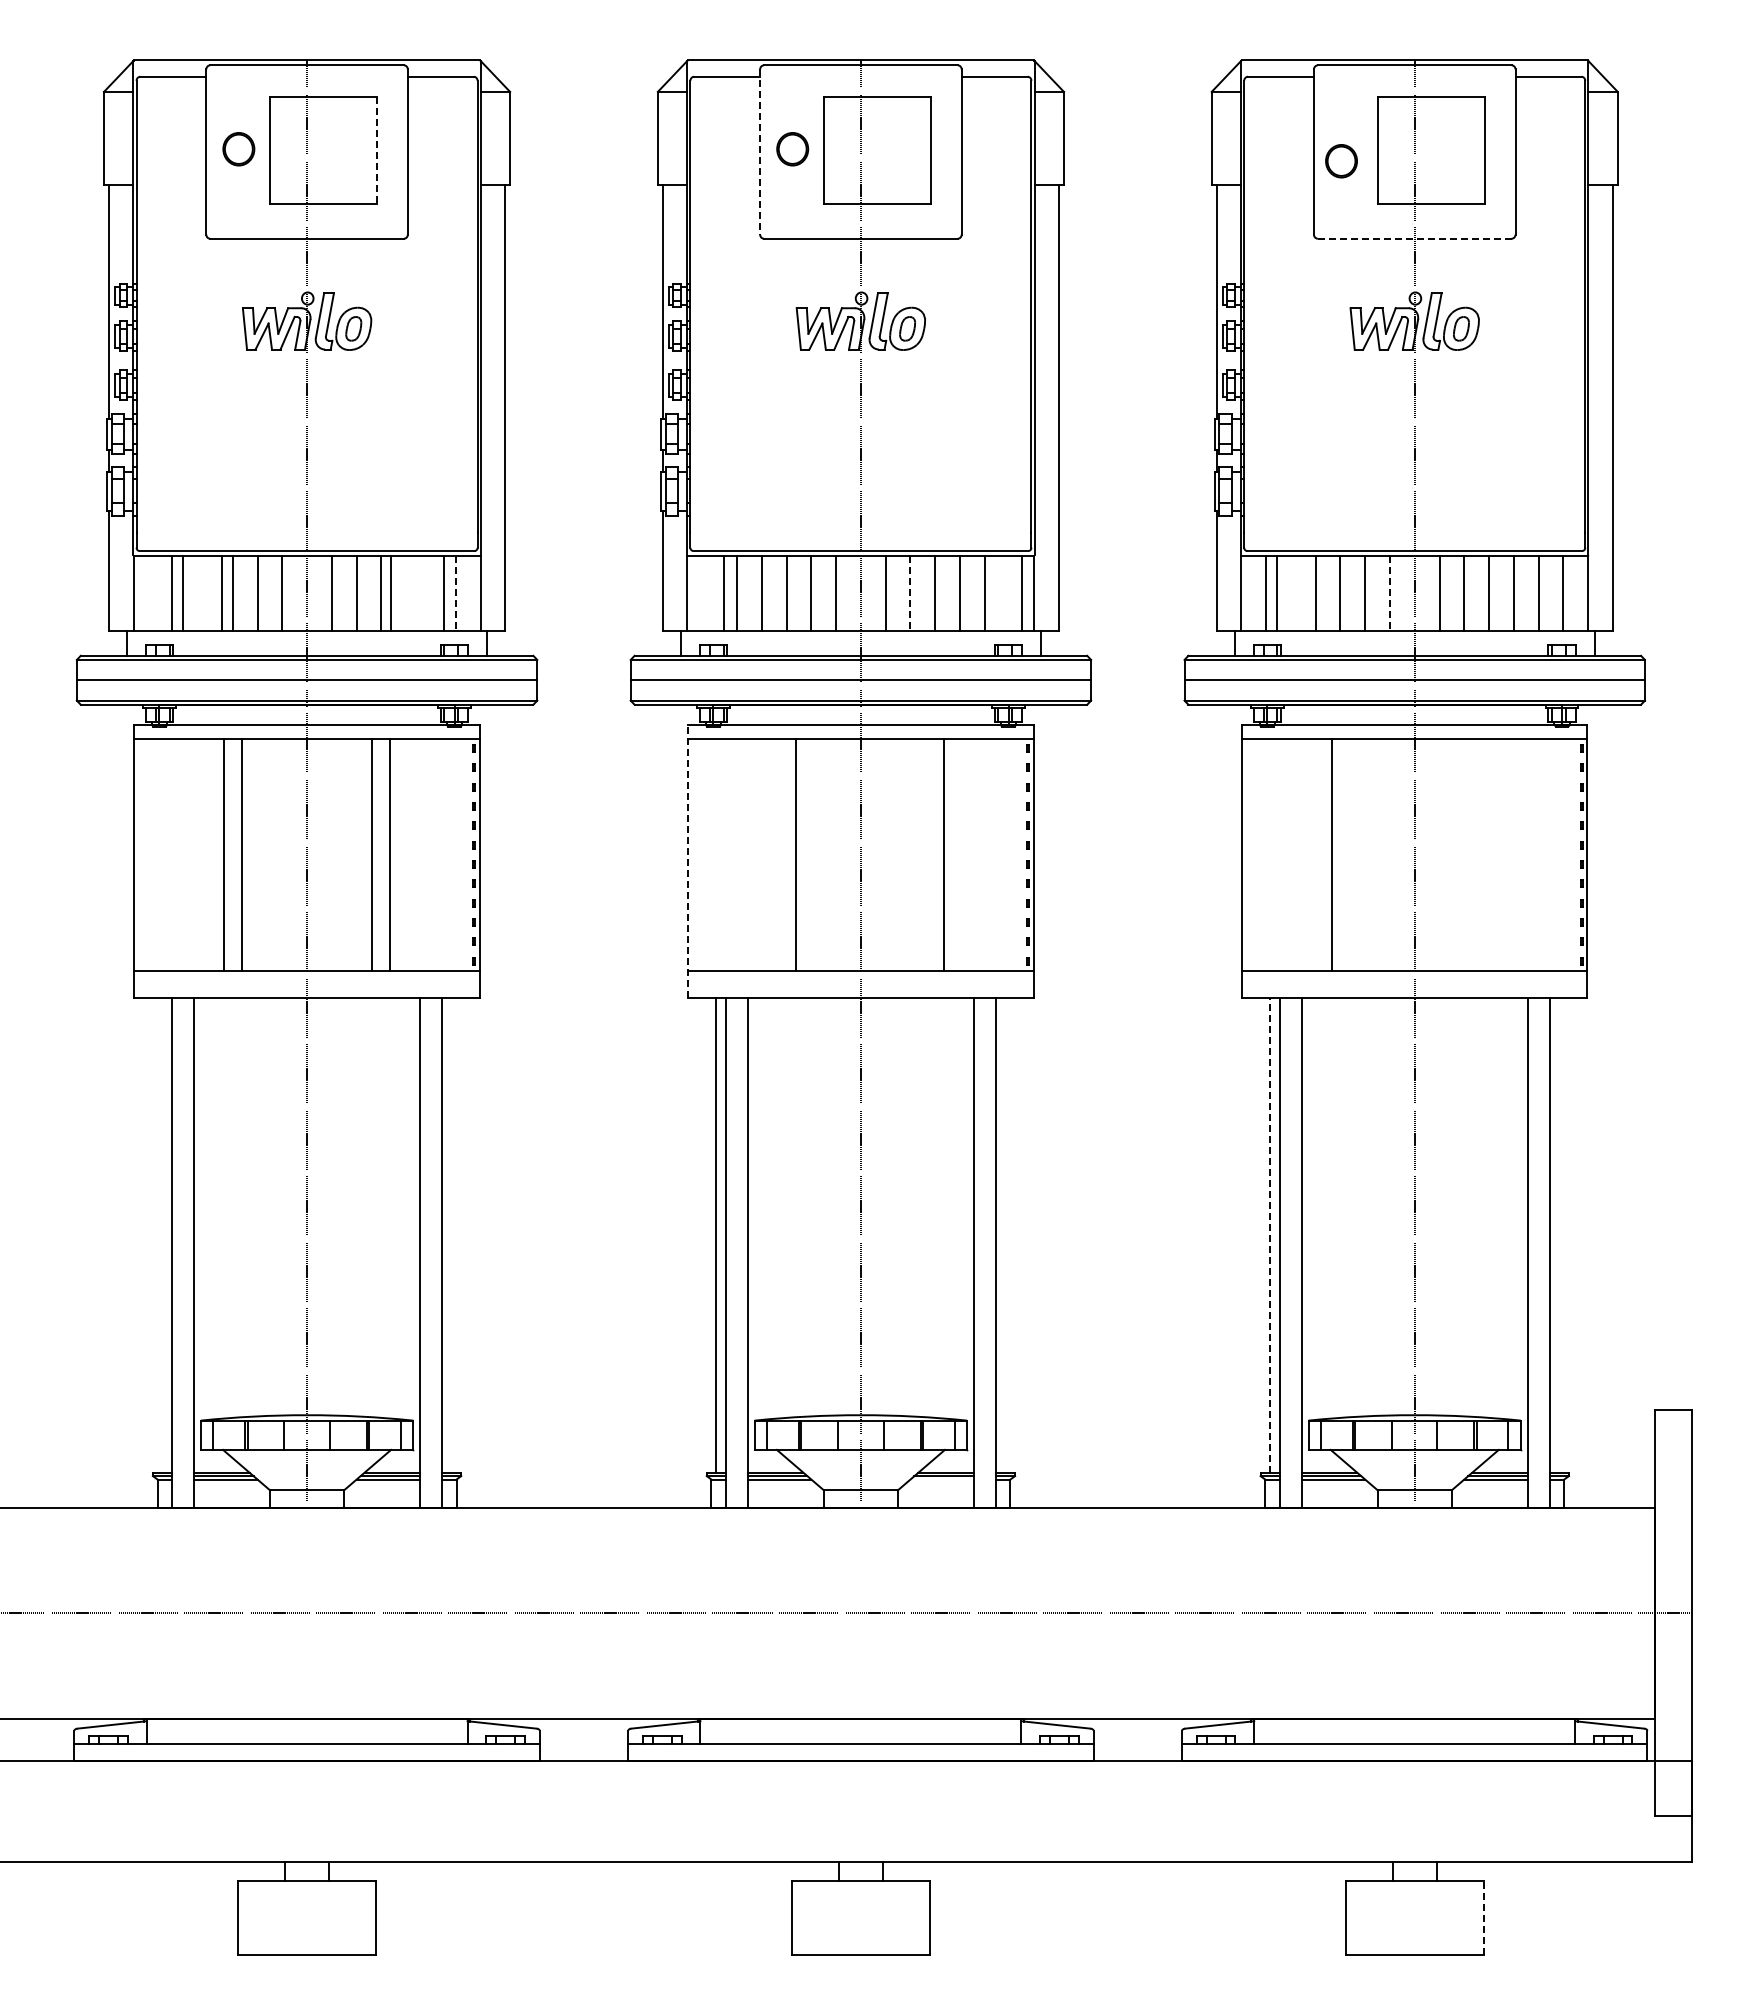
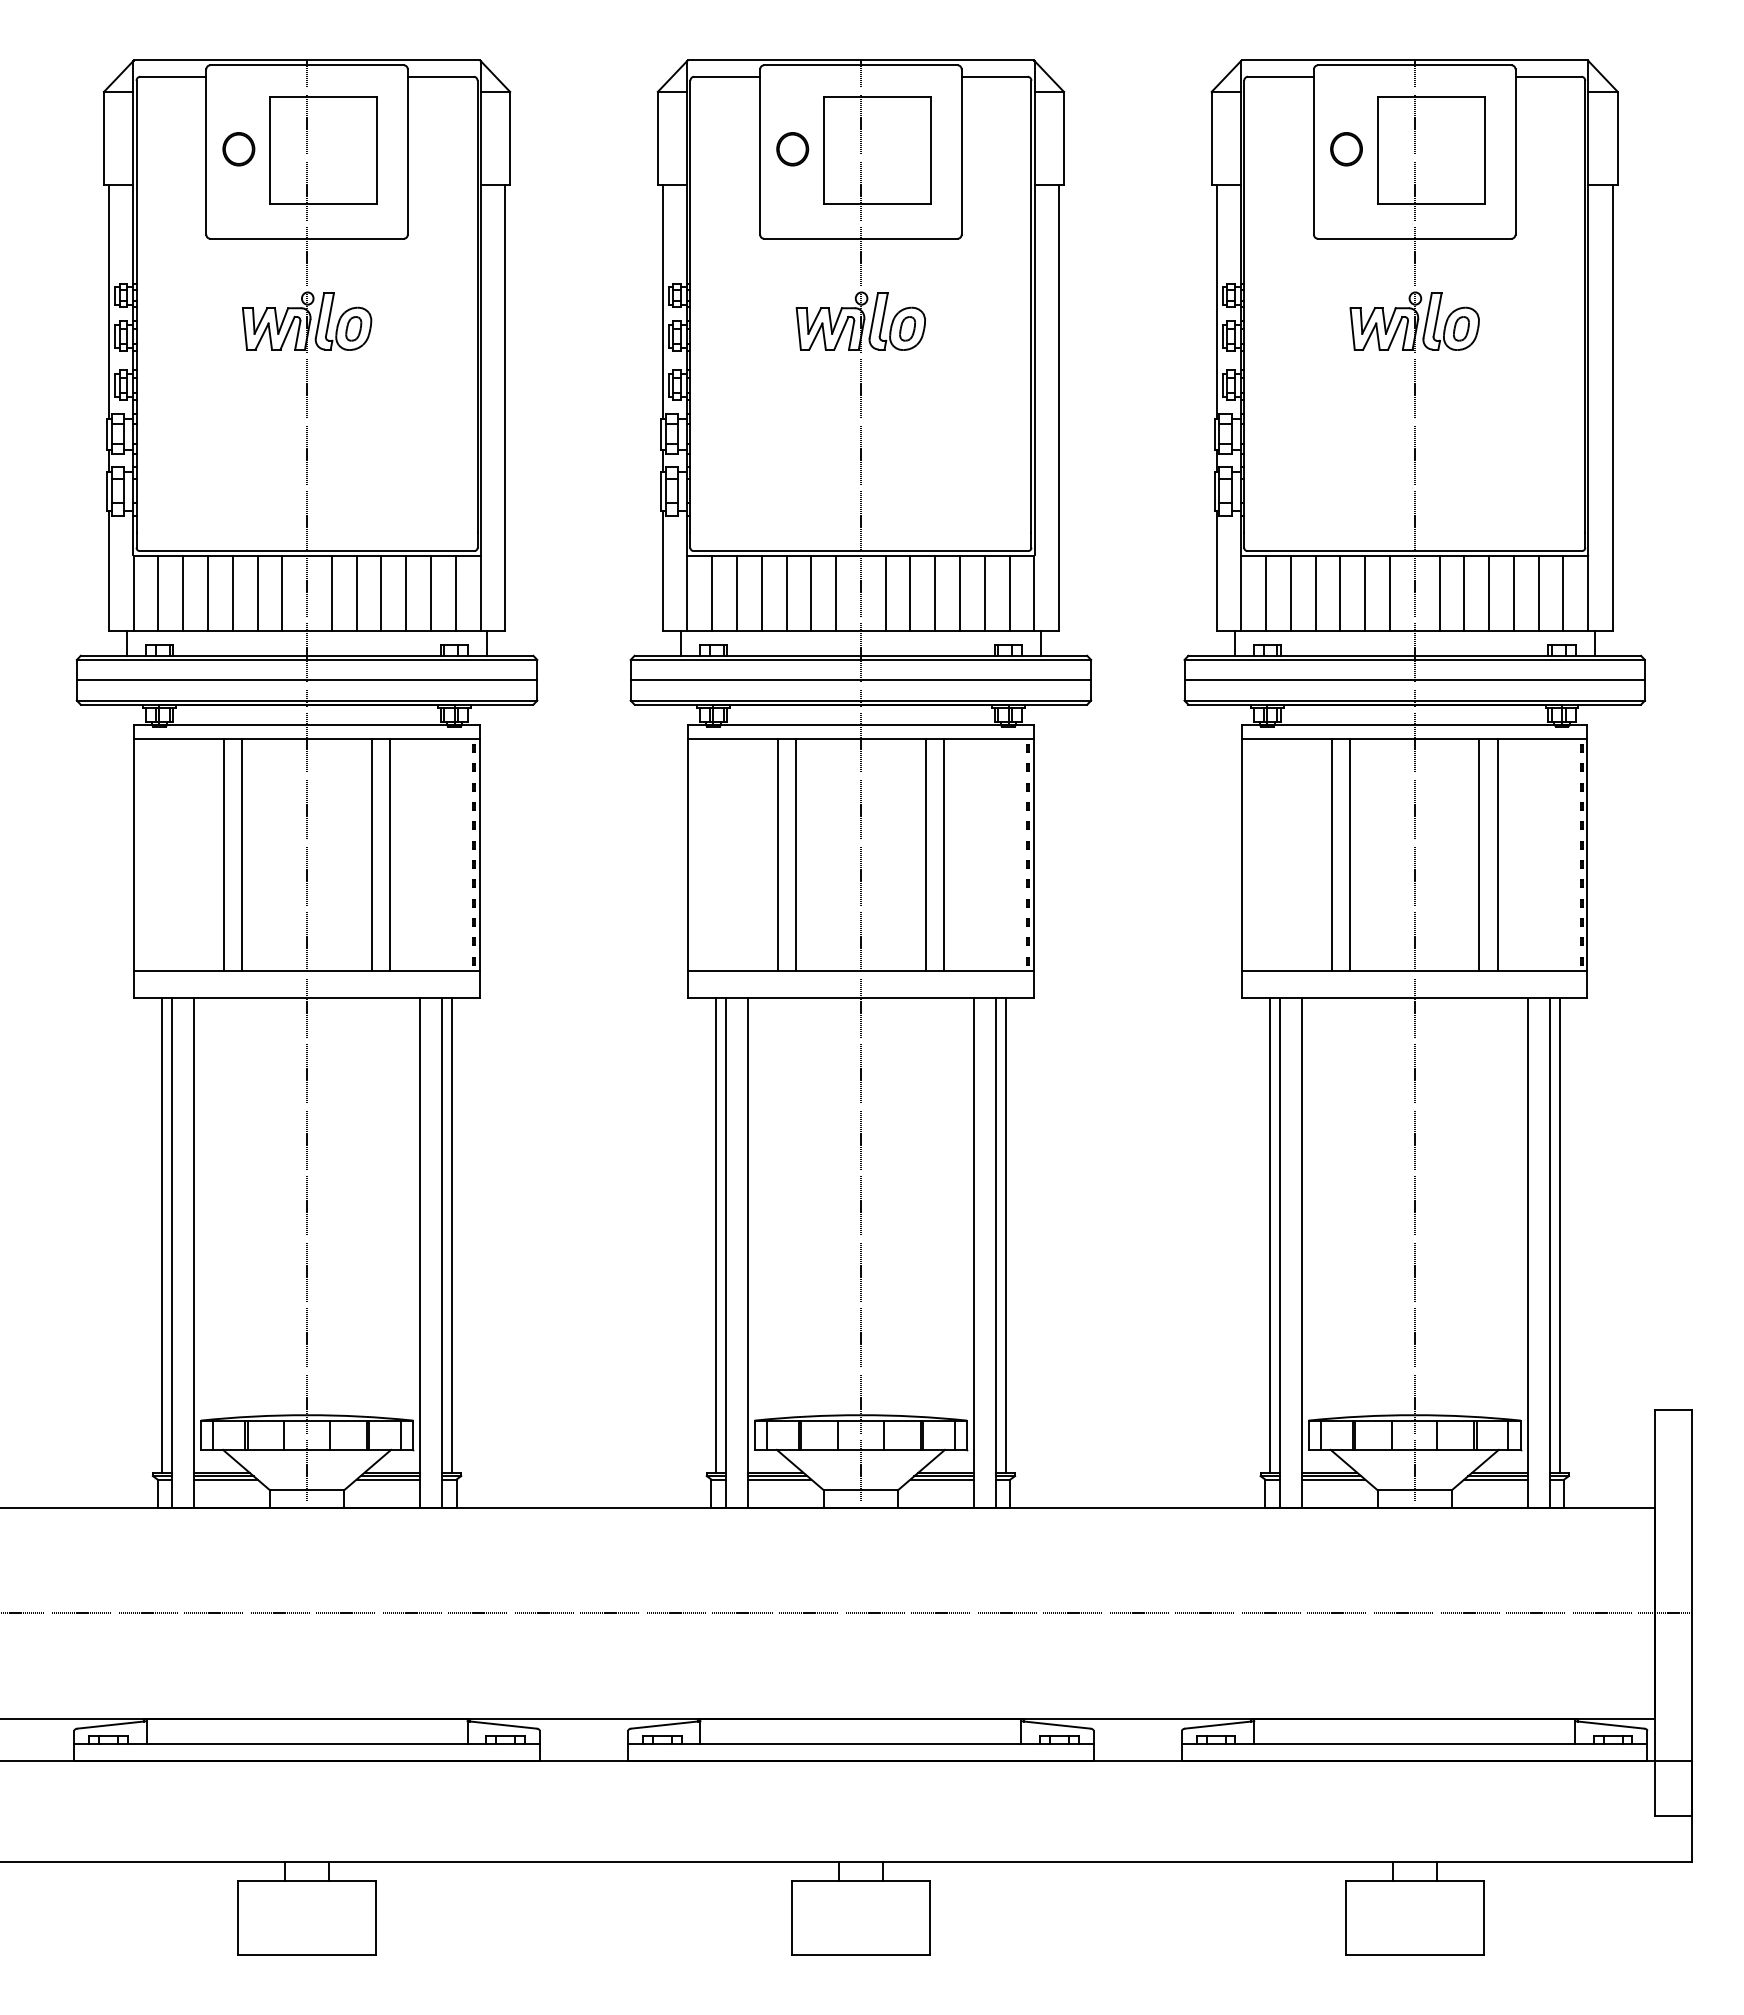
line: dashed -> solid (376, 151)
line: dashed -> solid (760, 152)
part position: (1341, 161) -> (1346, 149) (1346, 149)
line: dashed -> solid (1414, 238)
line position: (172, 593) -> (158, 593) (158, 593)
line position: (221, 593) -> (207, 593) (207, 593)
line position: (391, 593) -> (406, 593) (406, 593)
line position: (443, 593) -> (430, 593) (430, 593)
line: dashed -> solid (455, 593)
line position: (724, 593) -> (712, 593) (712, 593)
line: dashed -> solid (910, 593)
line position: (1021, 593) -> (1009, 593) (1009, 593)
line position: (1276, 593) -> (1290, 593) (1290, 593)
line: dashed -> solid (1389, 593)
line: none -> present (777, 854)
line: none -> present (925, 854)
line: none -> present (1350, 854)
line: none -> present (1479, 854)
line: none -> present (1497, 854)
line: dashed -> solid (688, 861)
line: dashed -> solid (1269, 1234)
line: none -> present (162, 1235)
line: none -> present (452, 1235)
line: none -> present (1005, 1235)
line: none -> present (1559, 1235)
line: none -> present (941, 1479)
line: dashed -> solid (1483, 1917)
